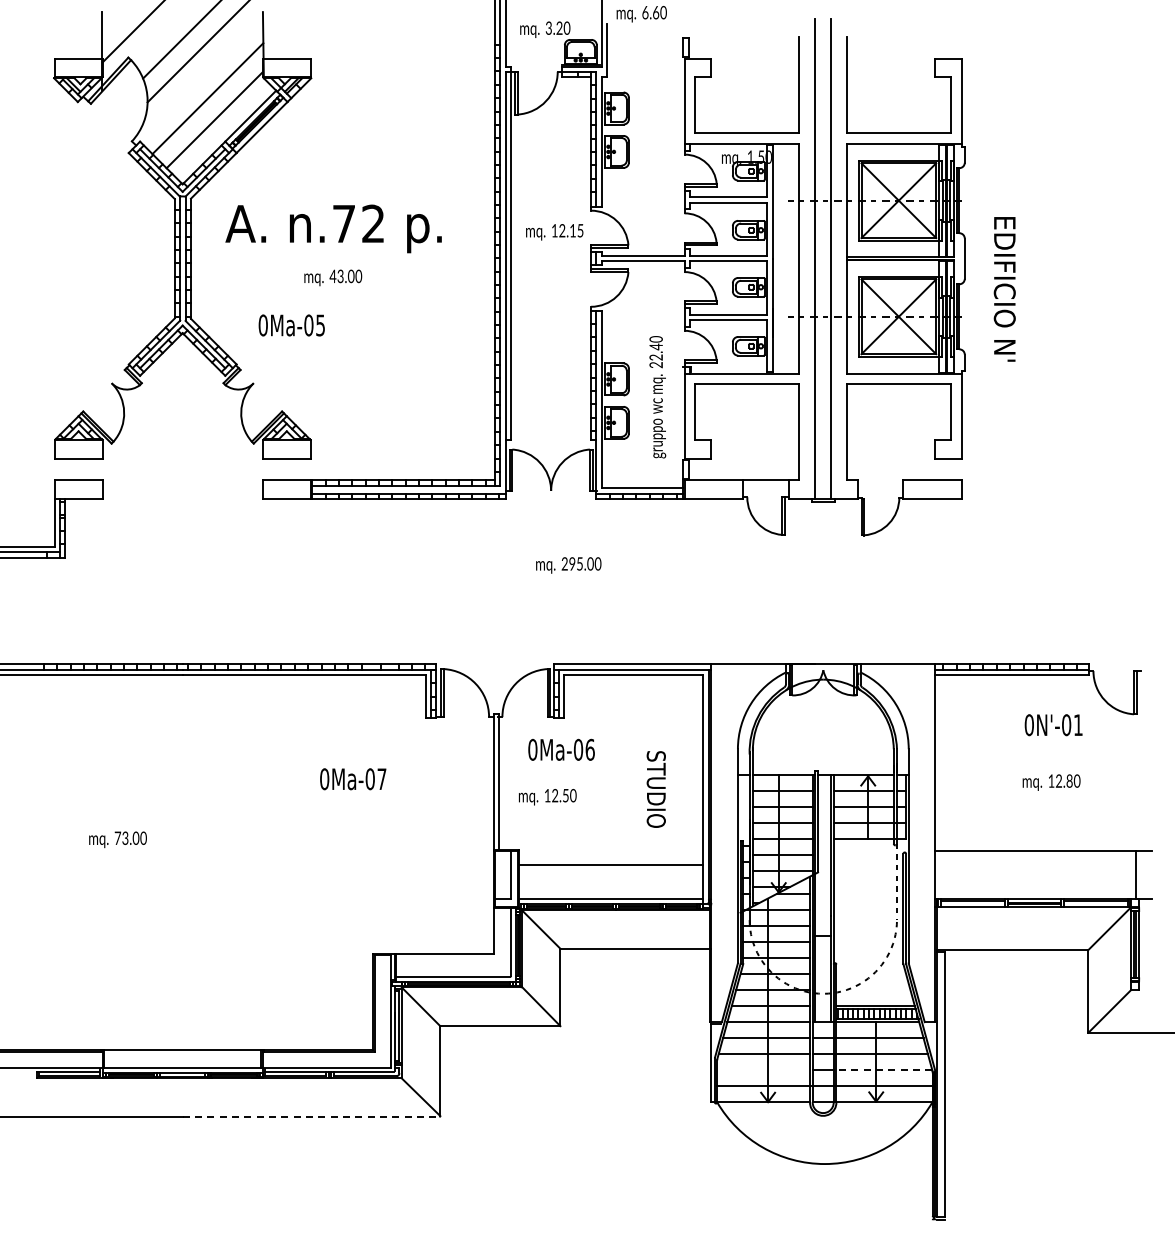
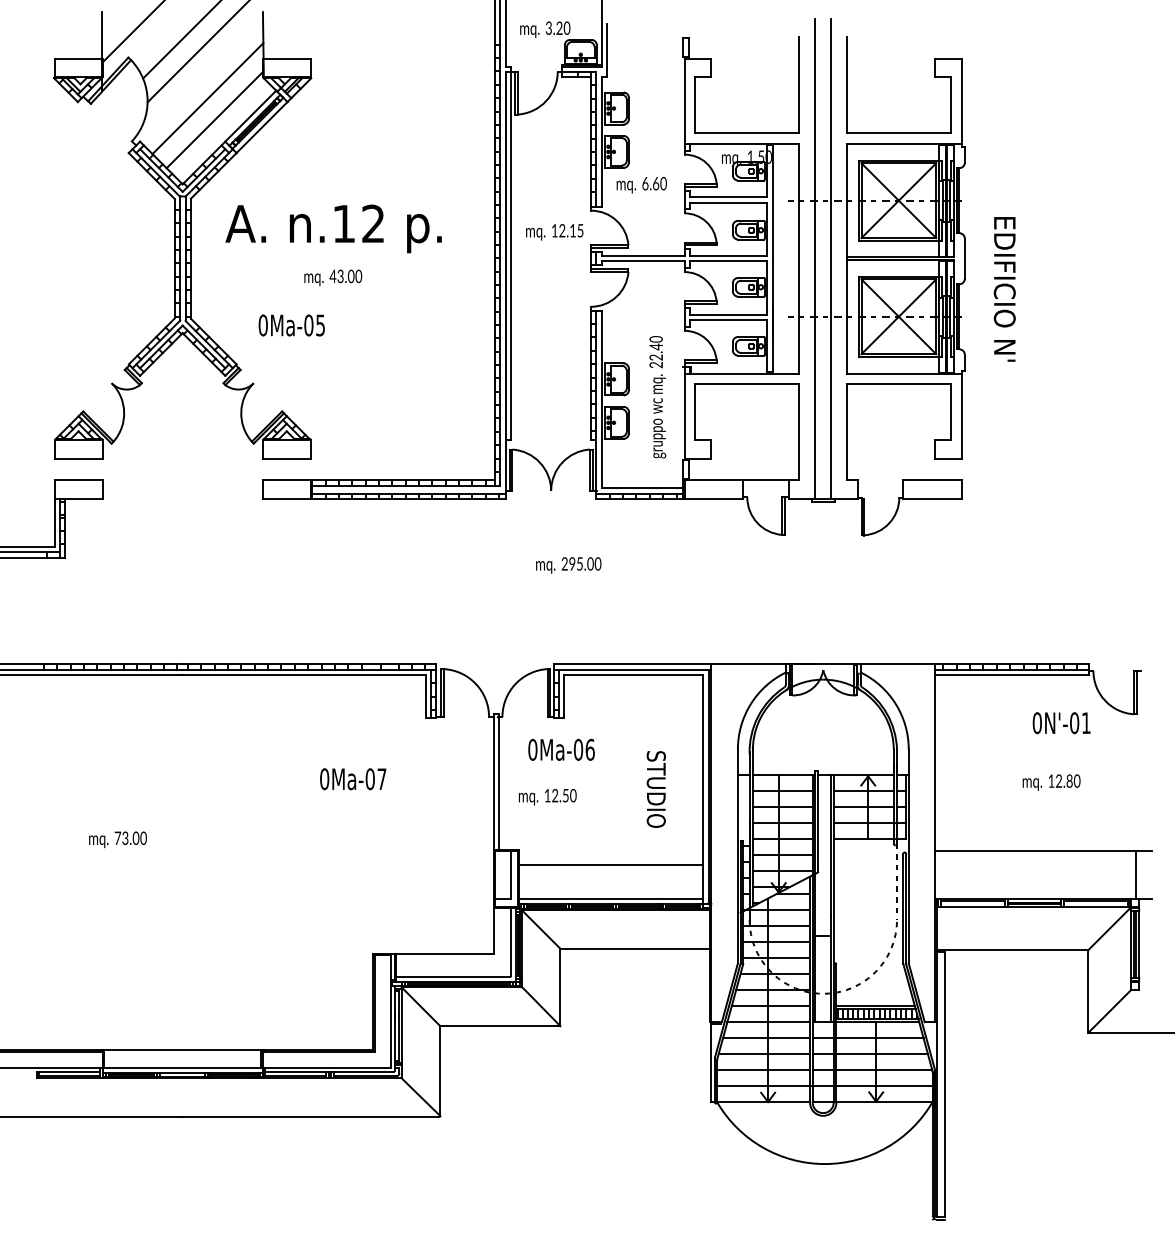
text position: (641, 14) -> (641, 185) (641, 185)
text: n.72 -> n.12 (343, 223)
text position: (1053, 725) -> (1061, 723) (1061, 723)
line: none -> present (763, 1070)
line: dashed -> solid (884, 1070)
line: dashed -> solid (311, 1116)
